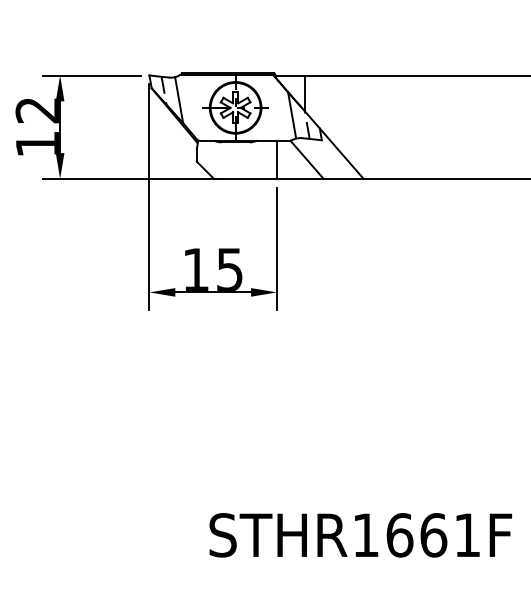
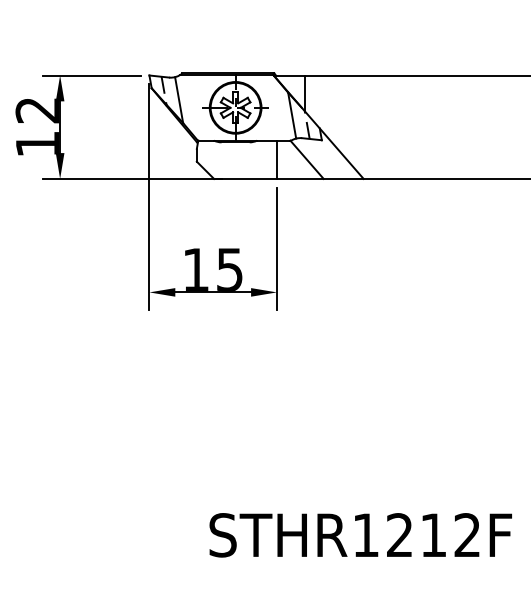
text: STHR1661F -> STHR1212F (432, 535)
